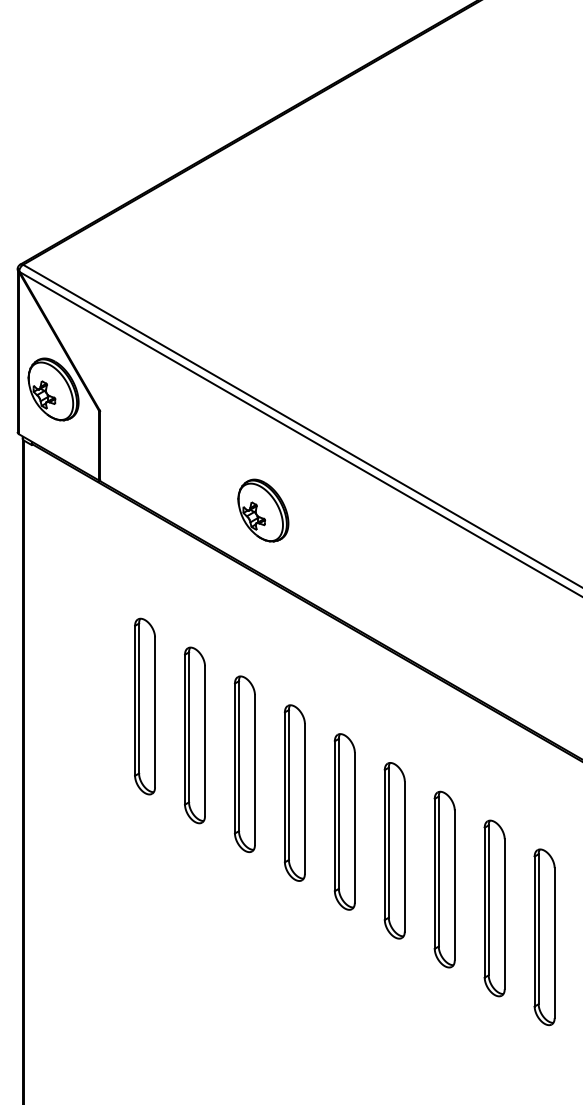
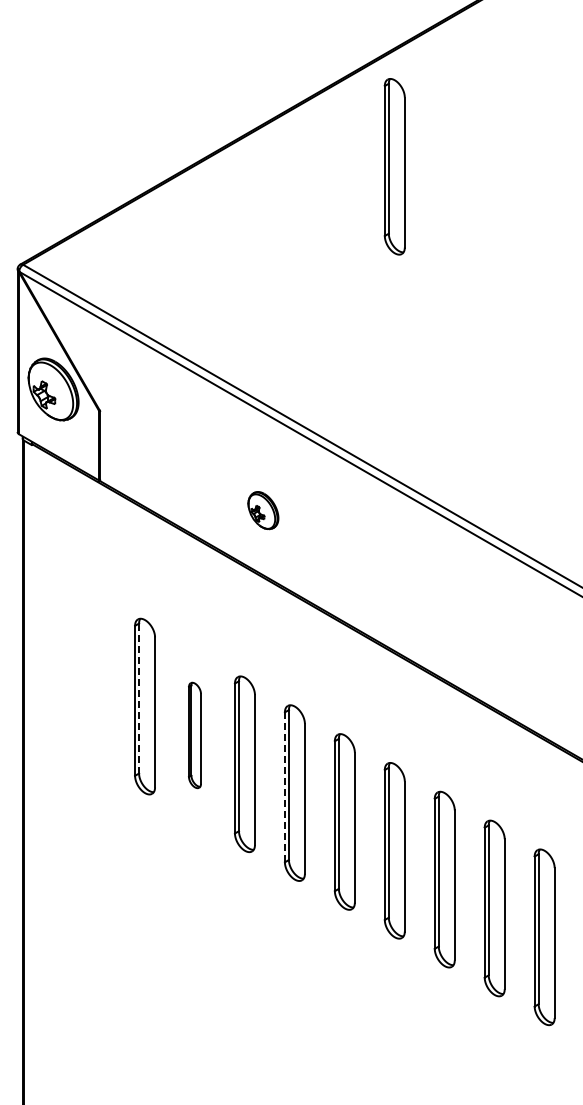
part: none -> present (394, 166)
part size: 53x65 px -> 33x40 px (263, 510)
line: solid -> dashed (139, 698)
part size: 22x179 px -> 14x109 px (194, 735)
line: solid -> dashed (284, 787)
